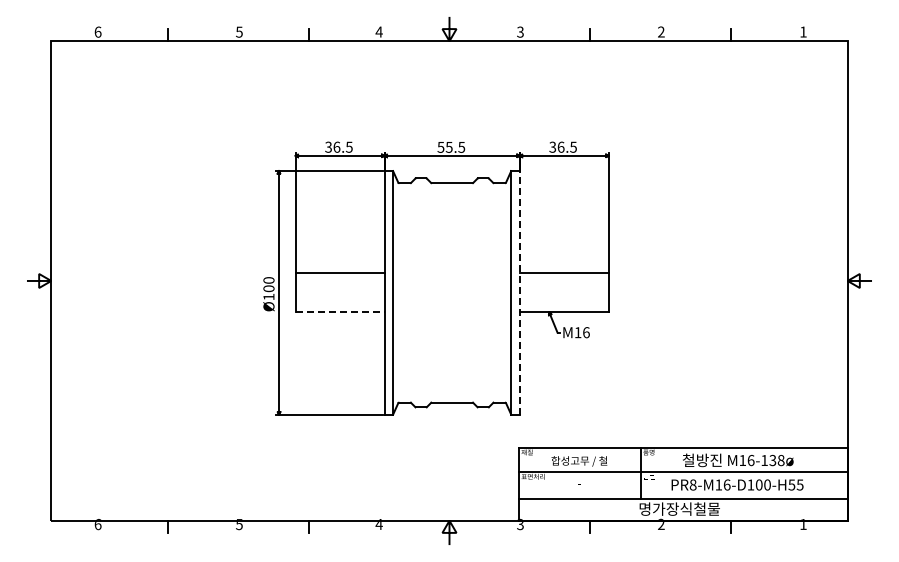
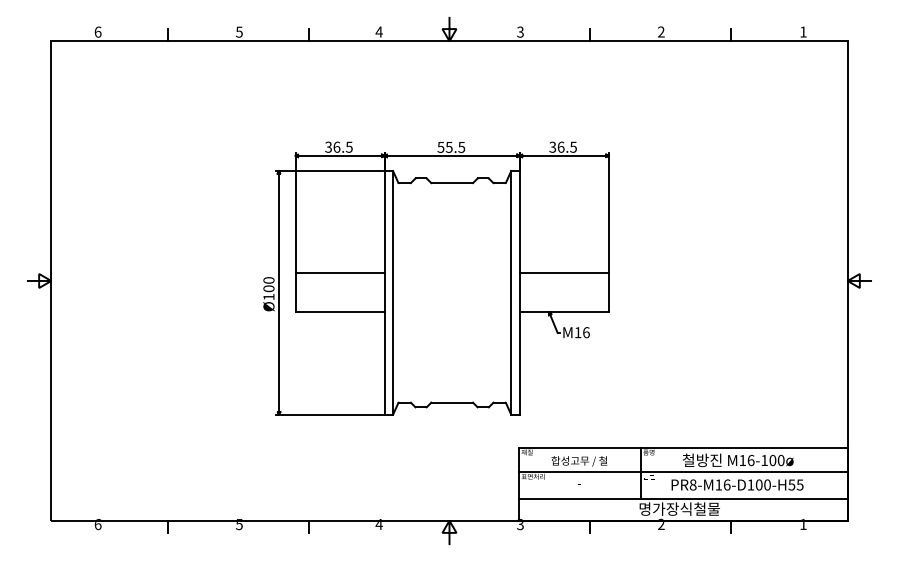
line: dashed -> solid (519, 292)
line: dashed -> solid (340, 312)
text: M16-138ø -> M16-100ø (776, 460)
